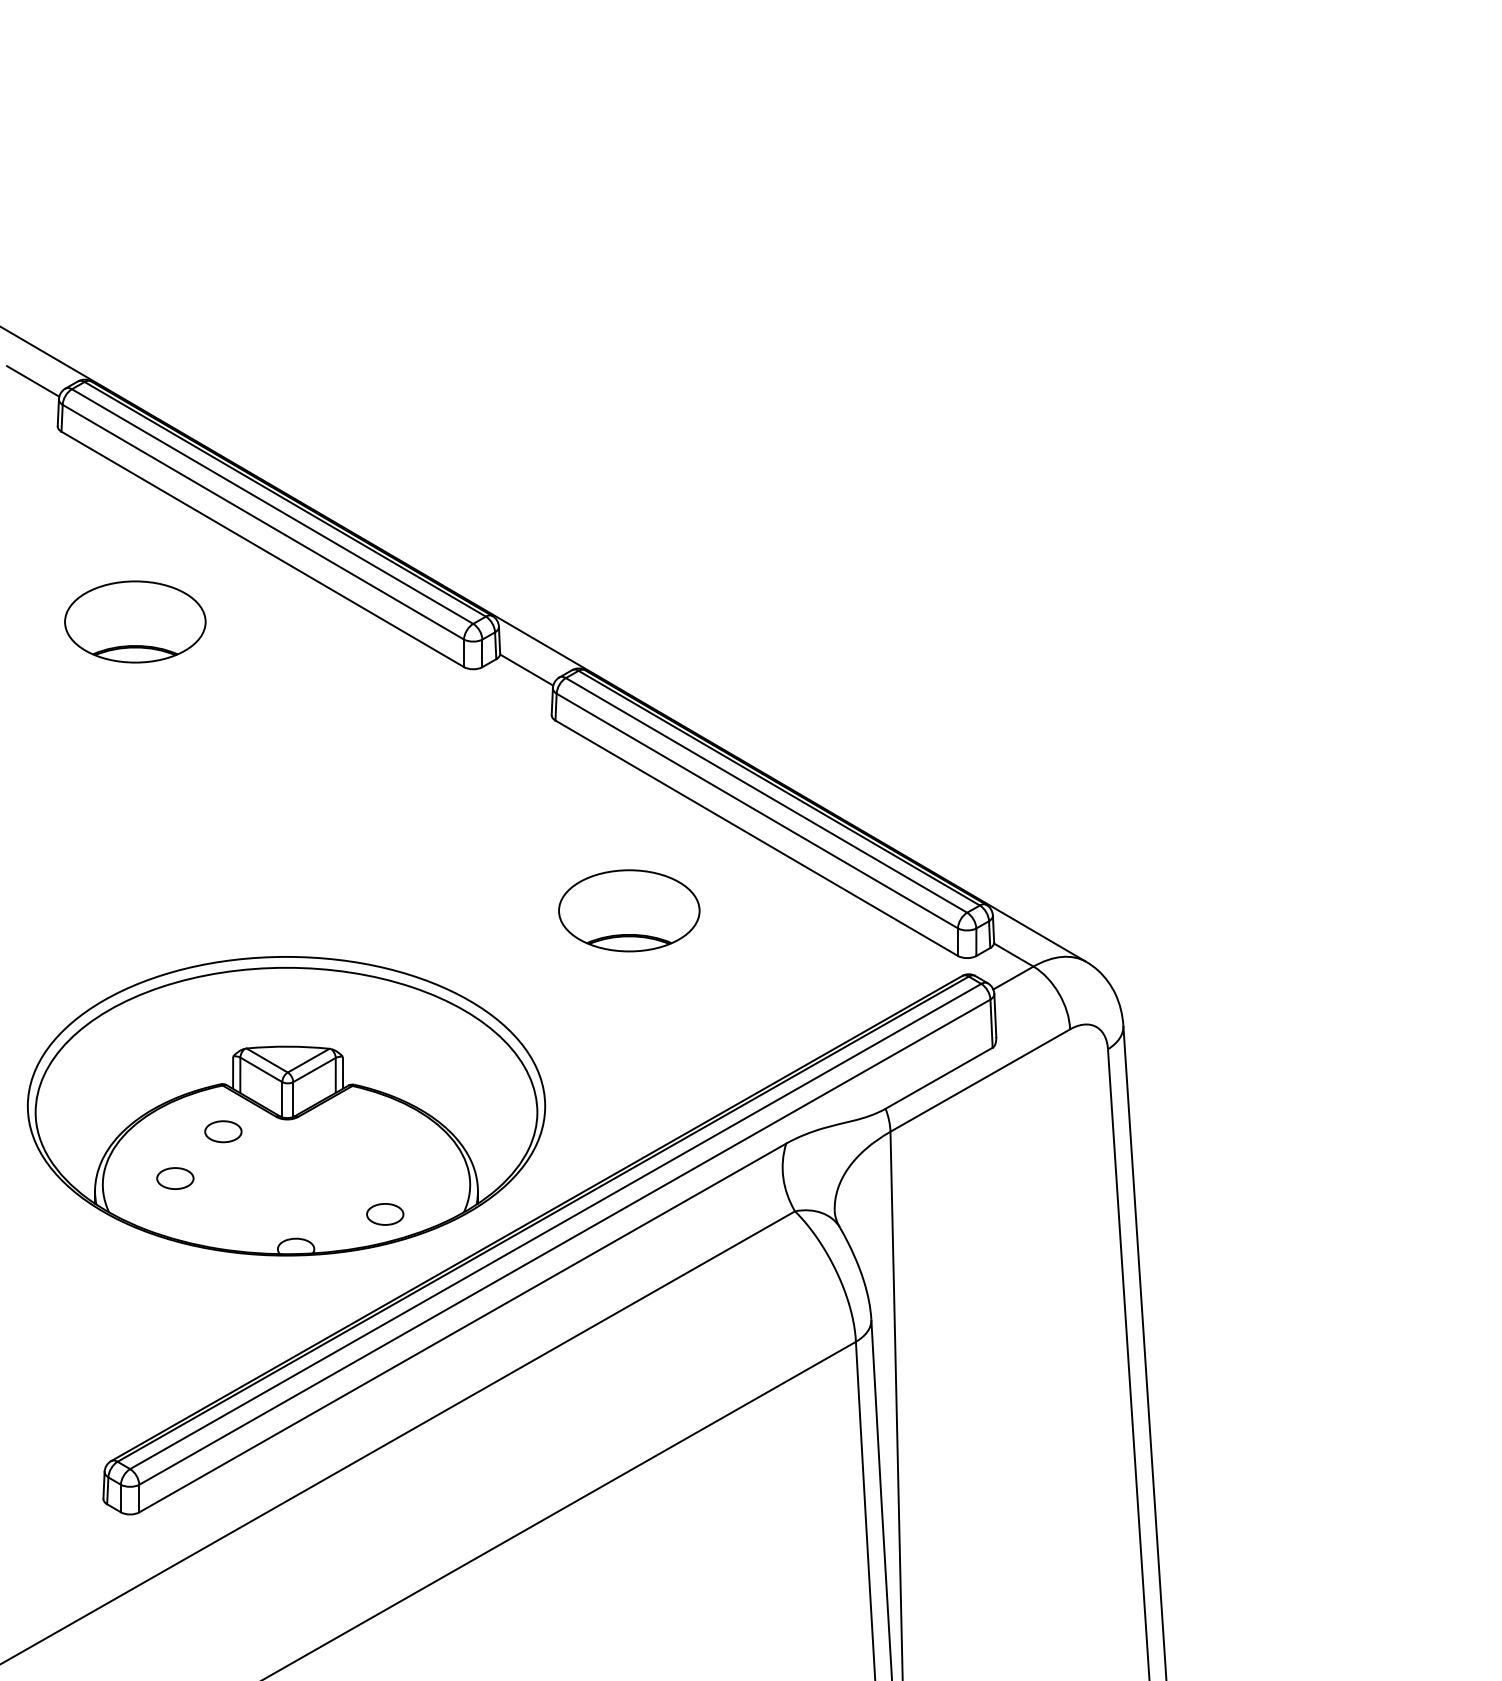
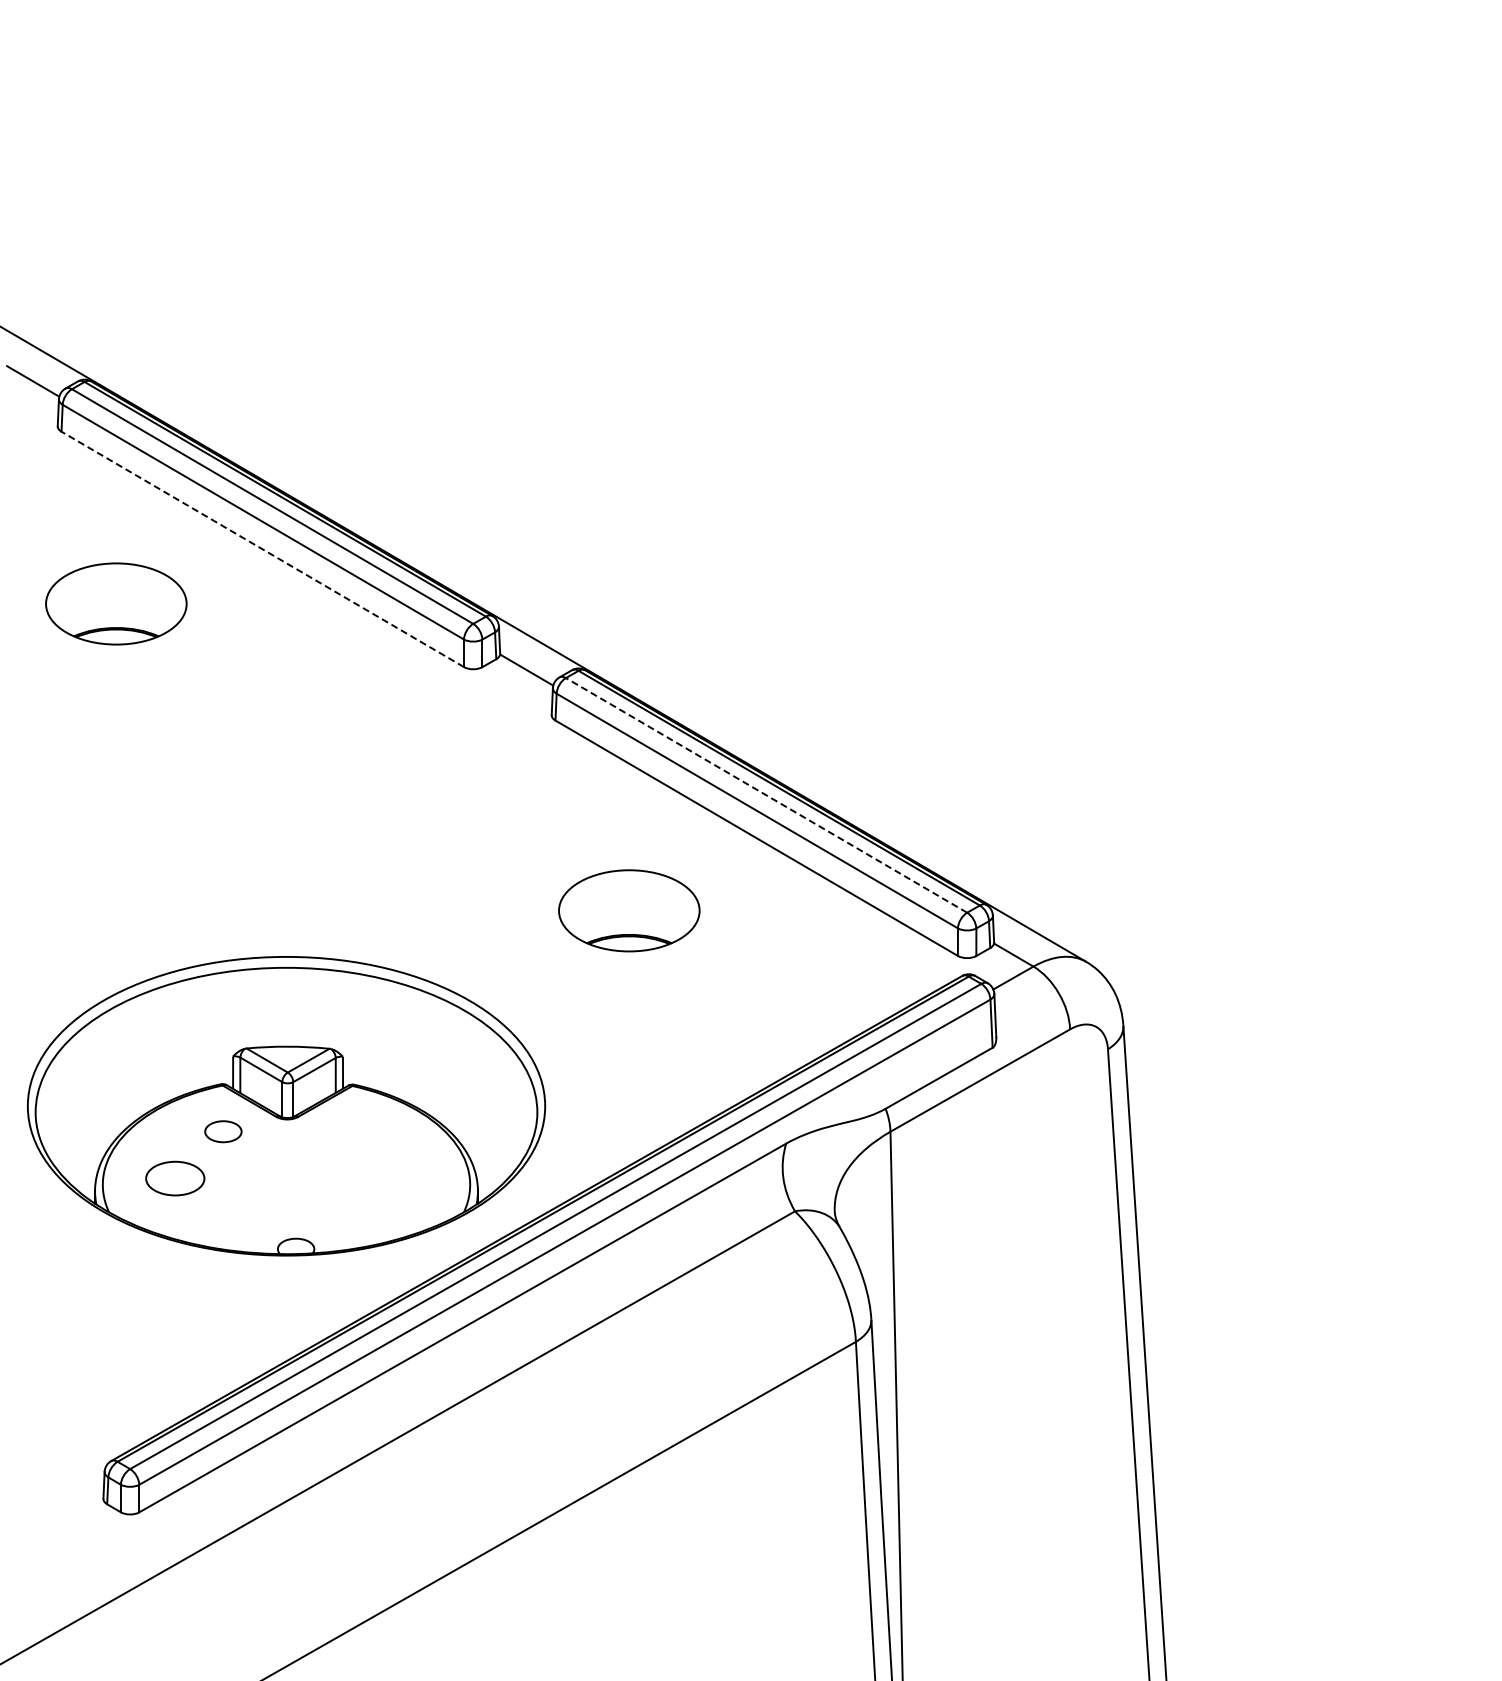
line: solid -> dashed (262, 549)
part position: (135, 621) -> (116, 603) (116, 603)
line: solid -> dashed (766, 795)
part size: 39x23 px -> 61x37 px (175, 1178)
part: present -> none (385, 1214)
